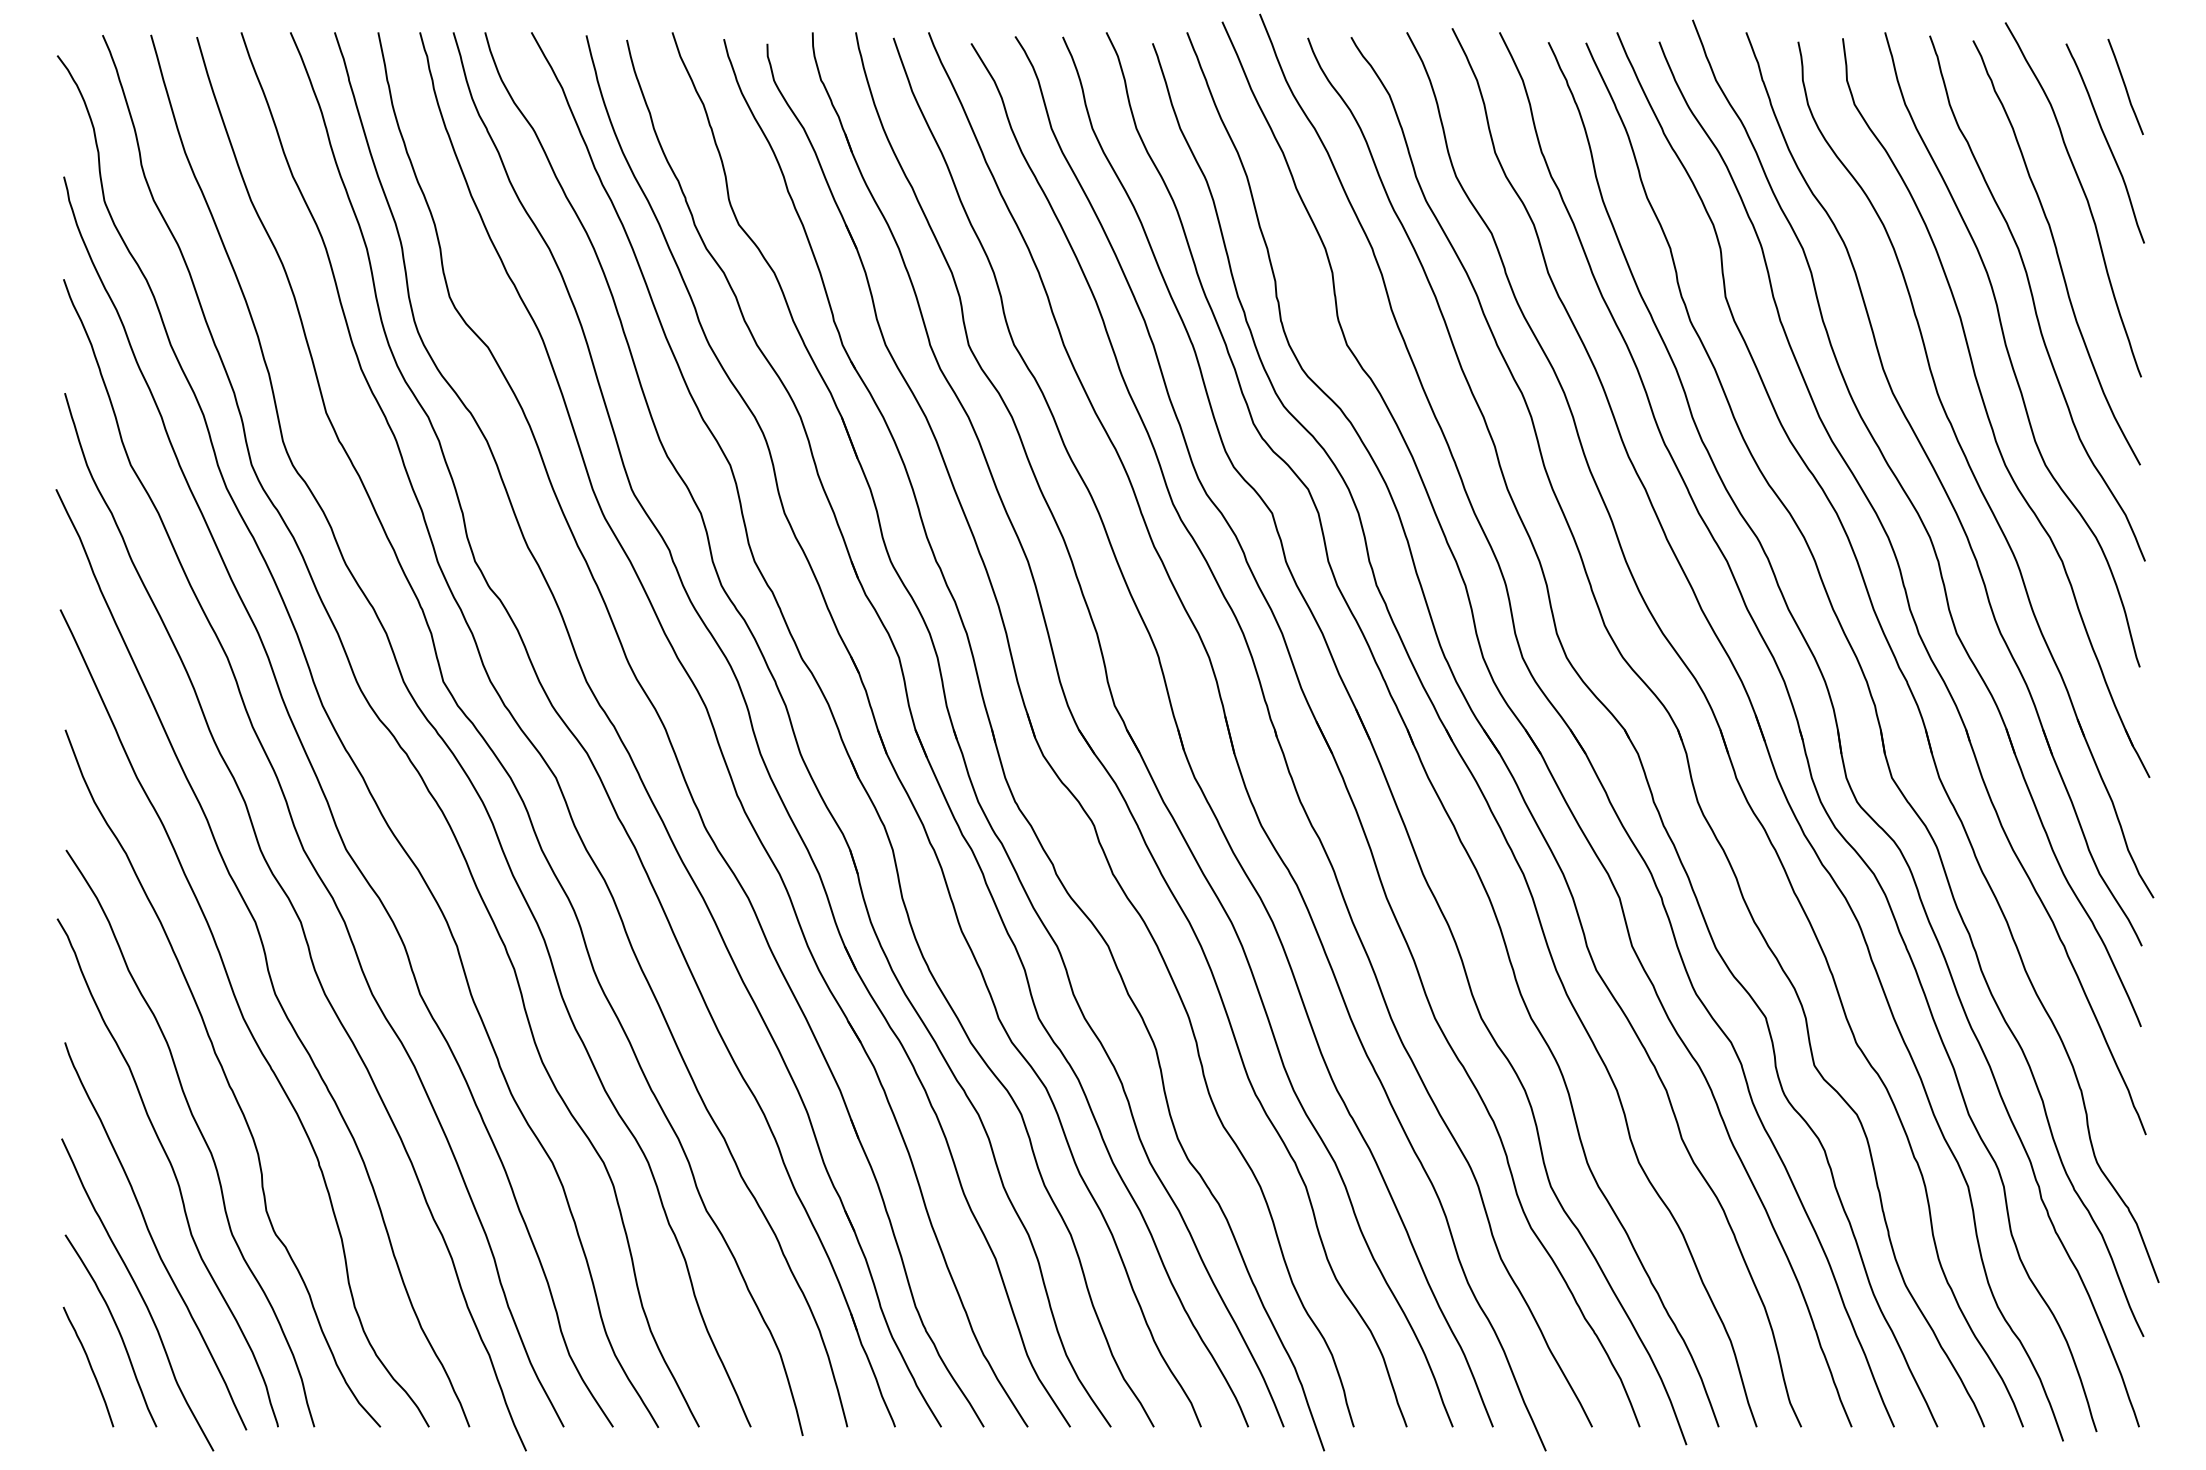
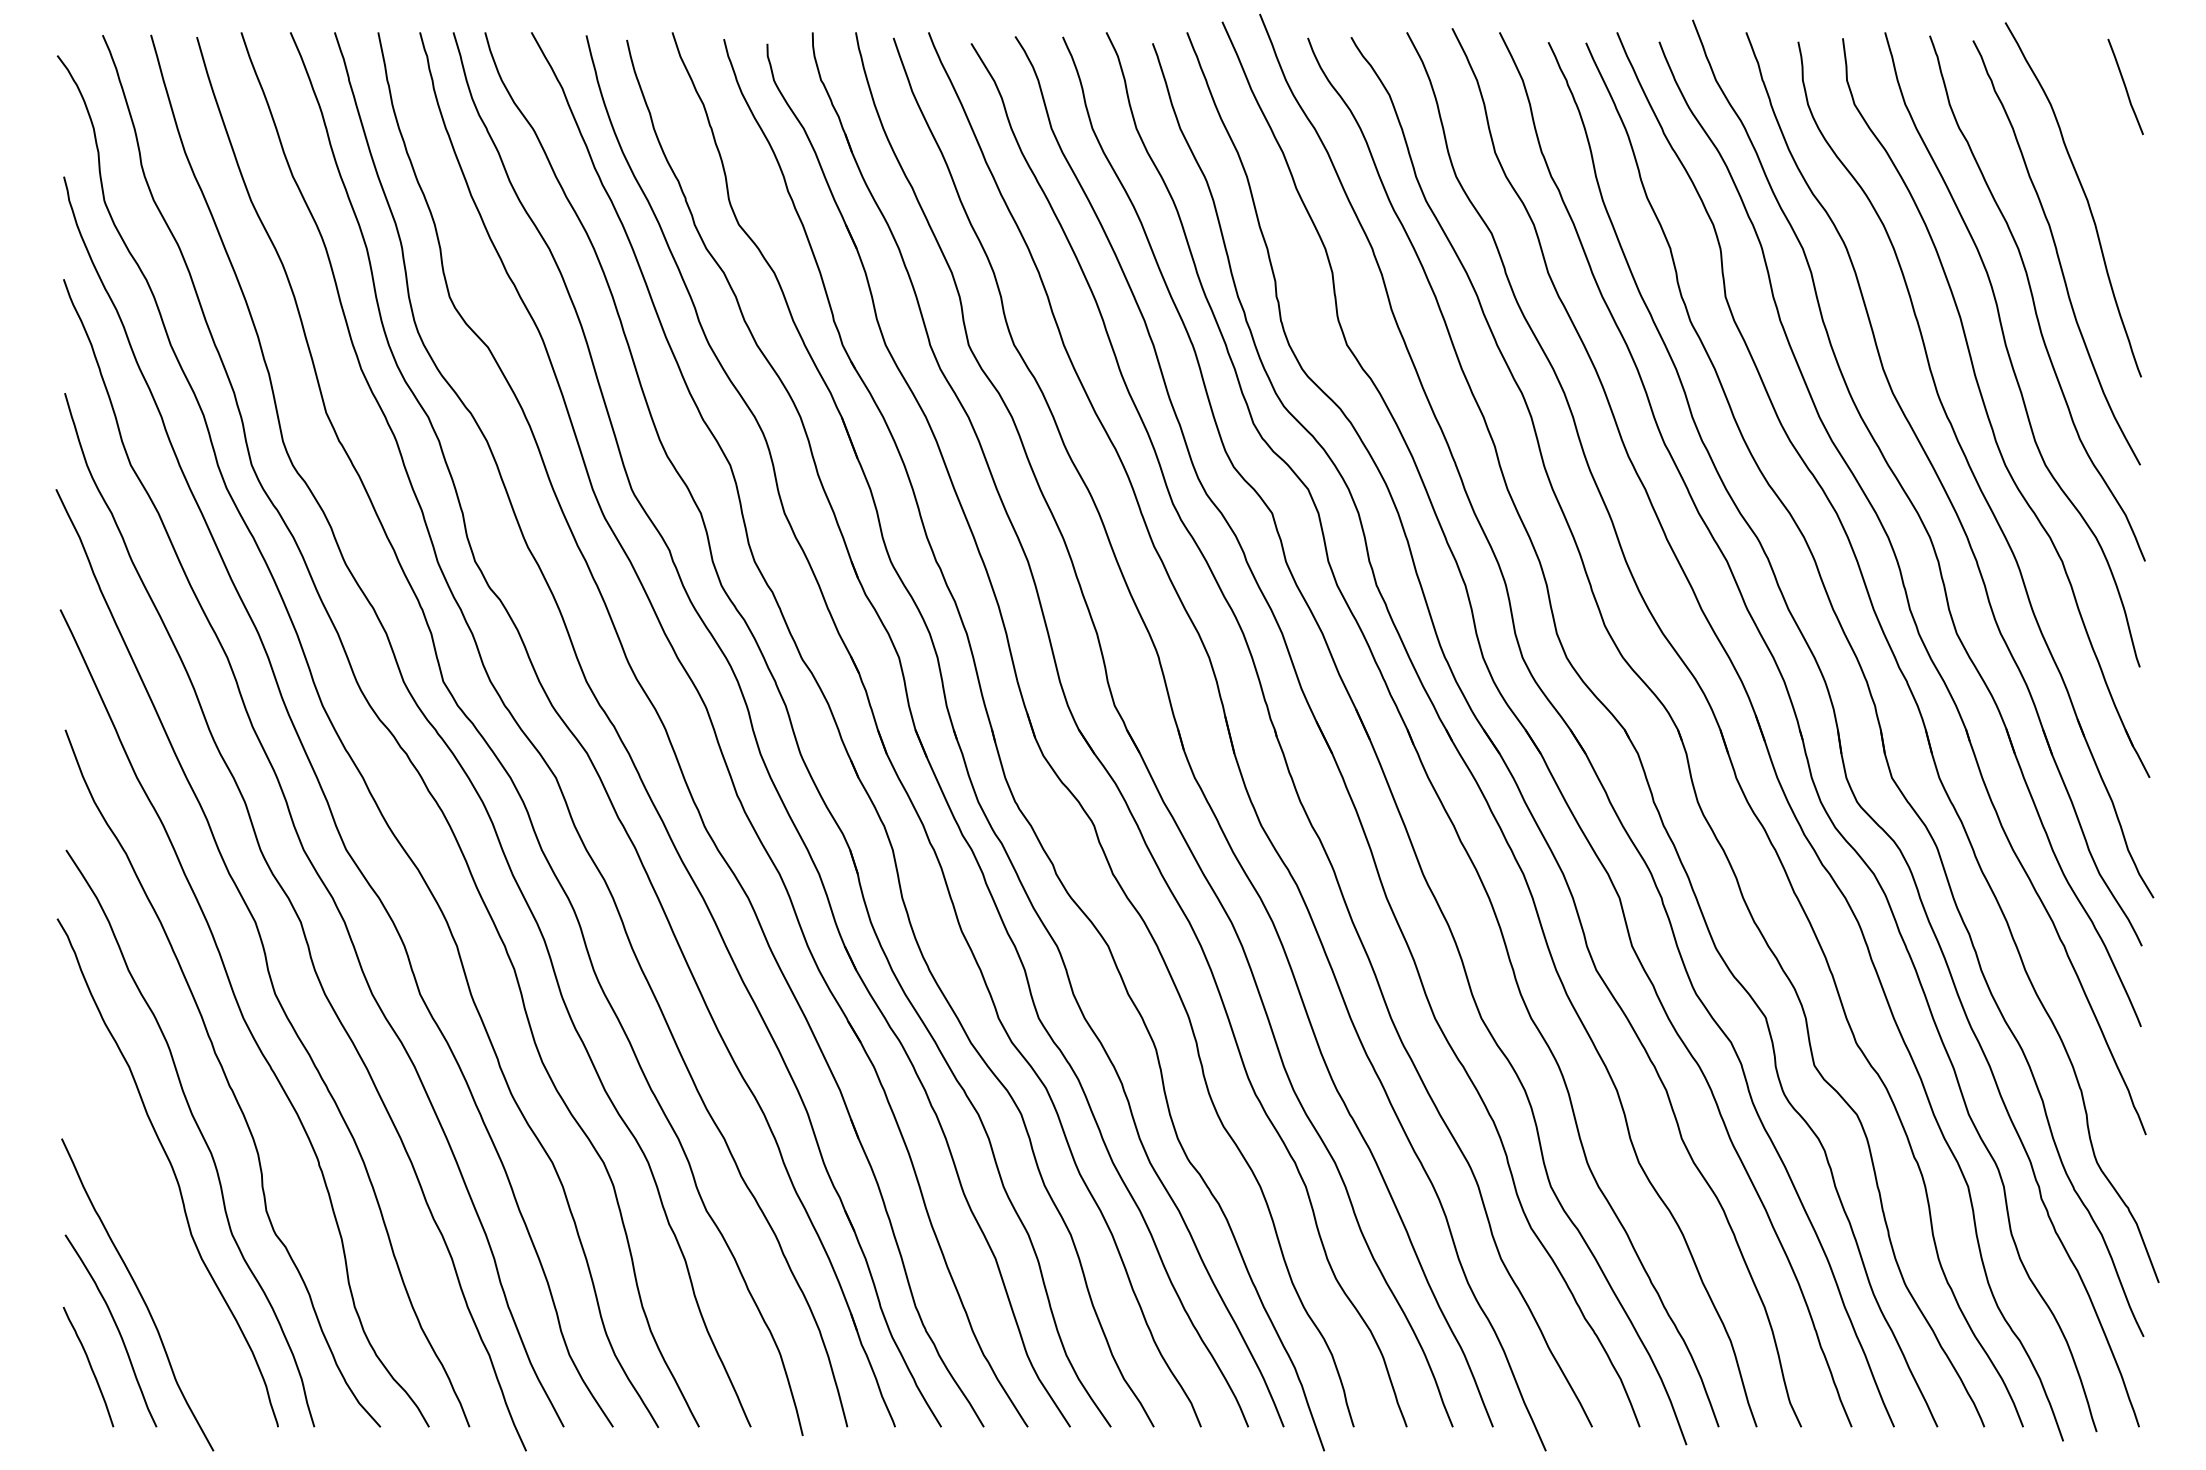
curve: present -> none (2106, 142)
curve: present -> none (152, 1236)
